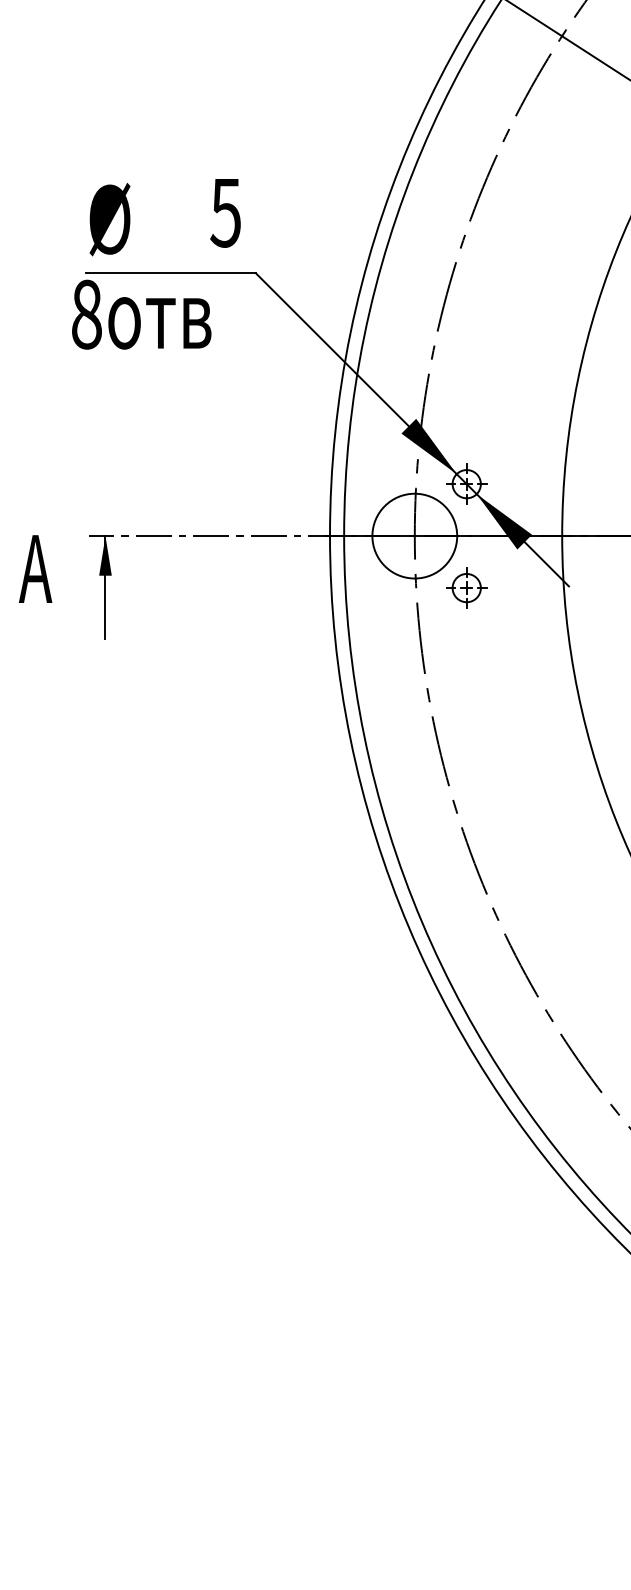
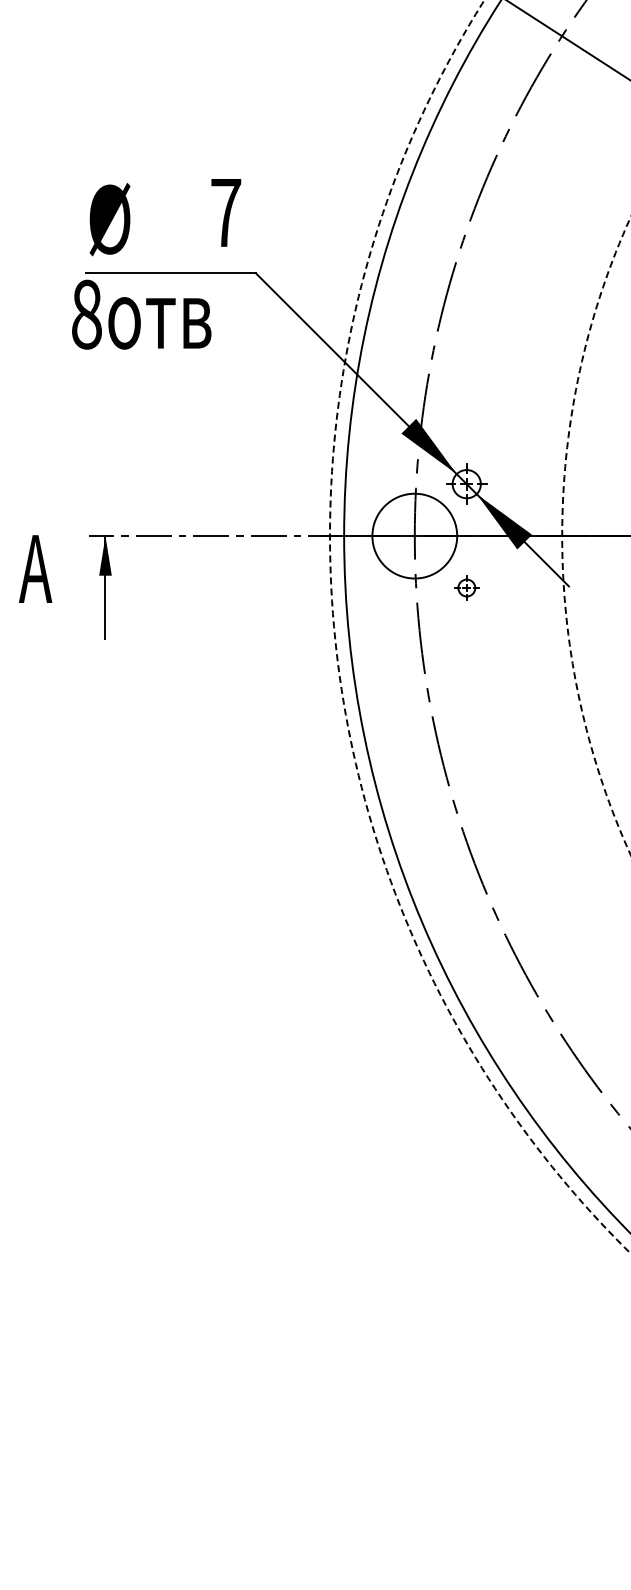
text: 5 -> 7 (225, 213)
circle: solid -> dashed (596, 535)
part size: 42x42 px -> 26x26 px (466, 587)
circle: solid -> dashed (480, 626)
